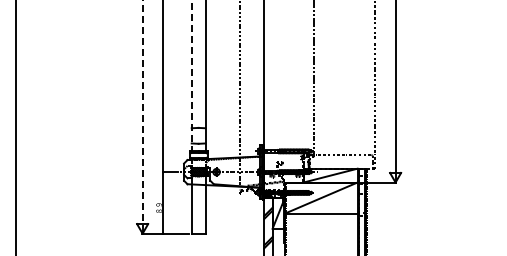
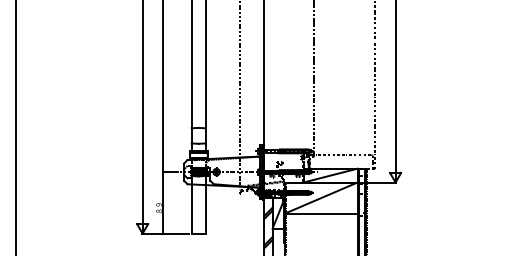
line: dashed -> solid (191, 76)
line: dashed -> solid (142, 117)
